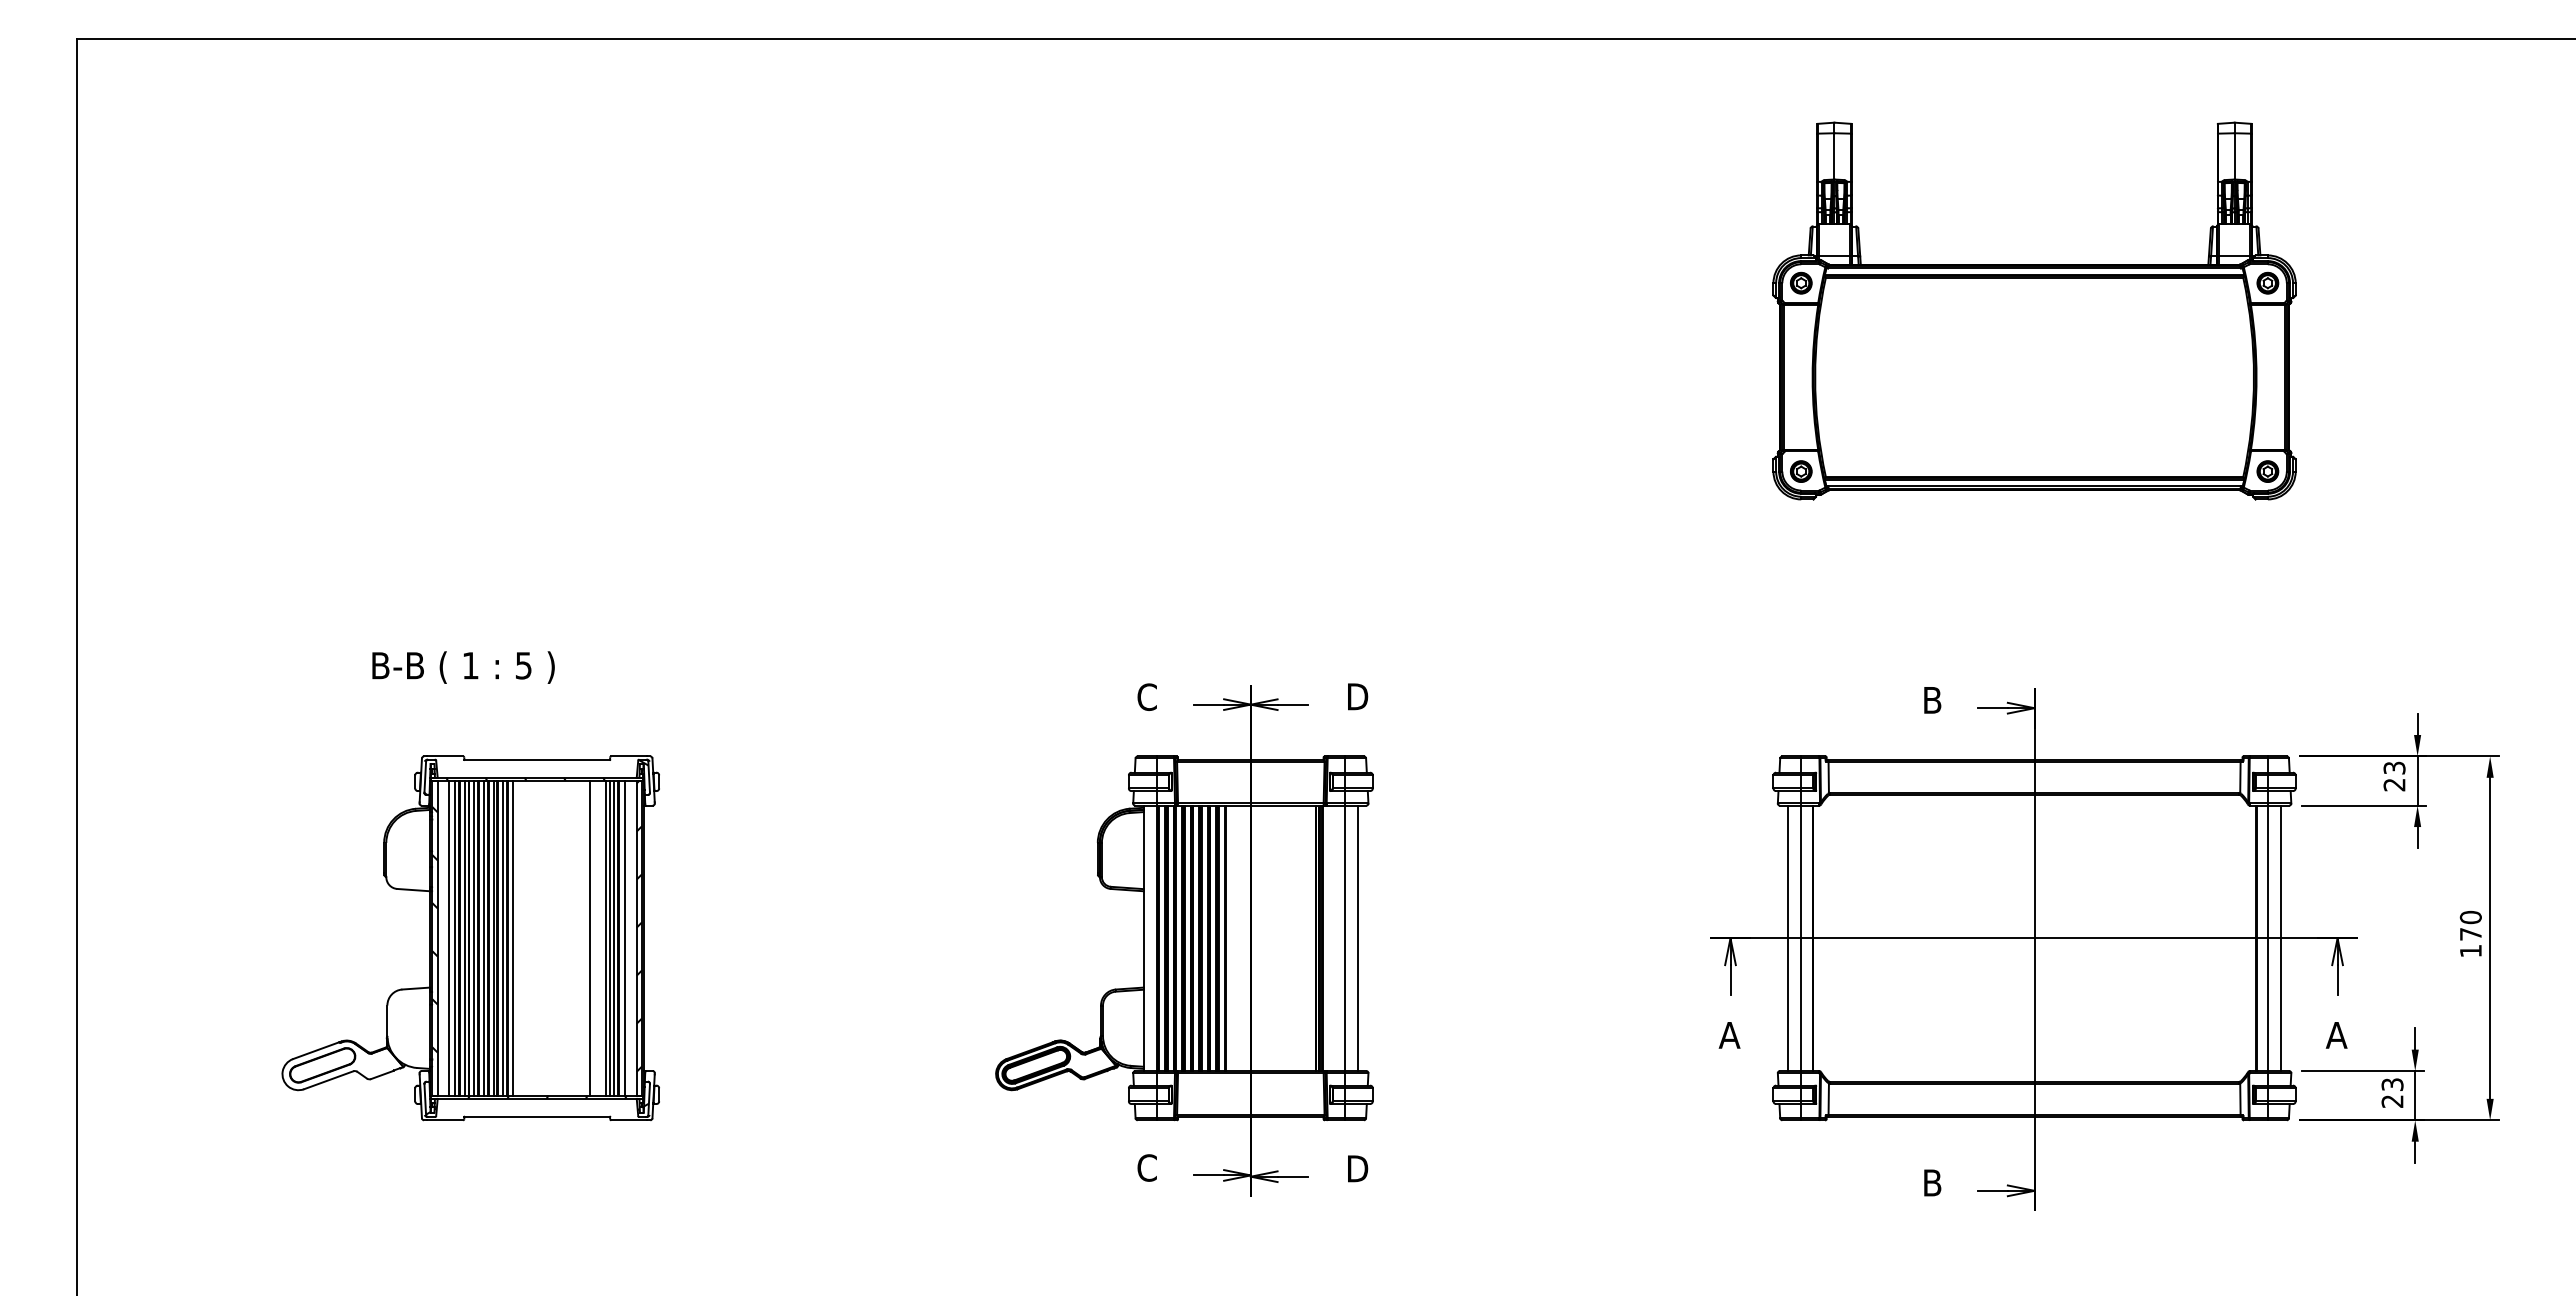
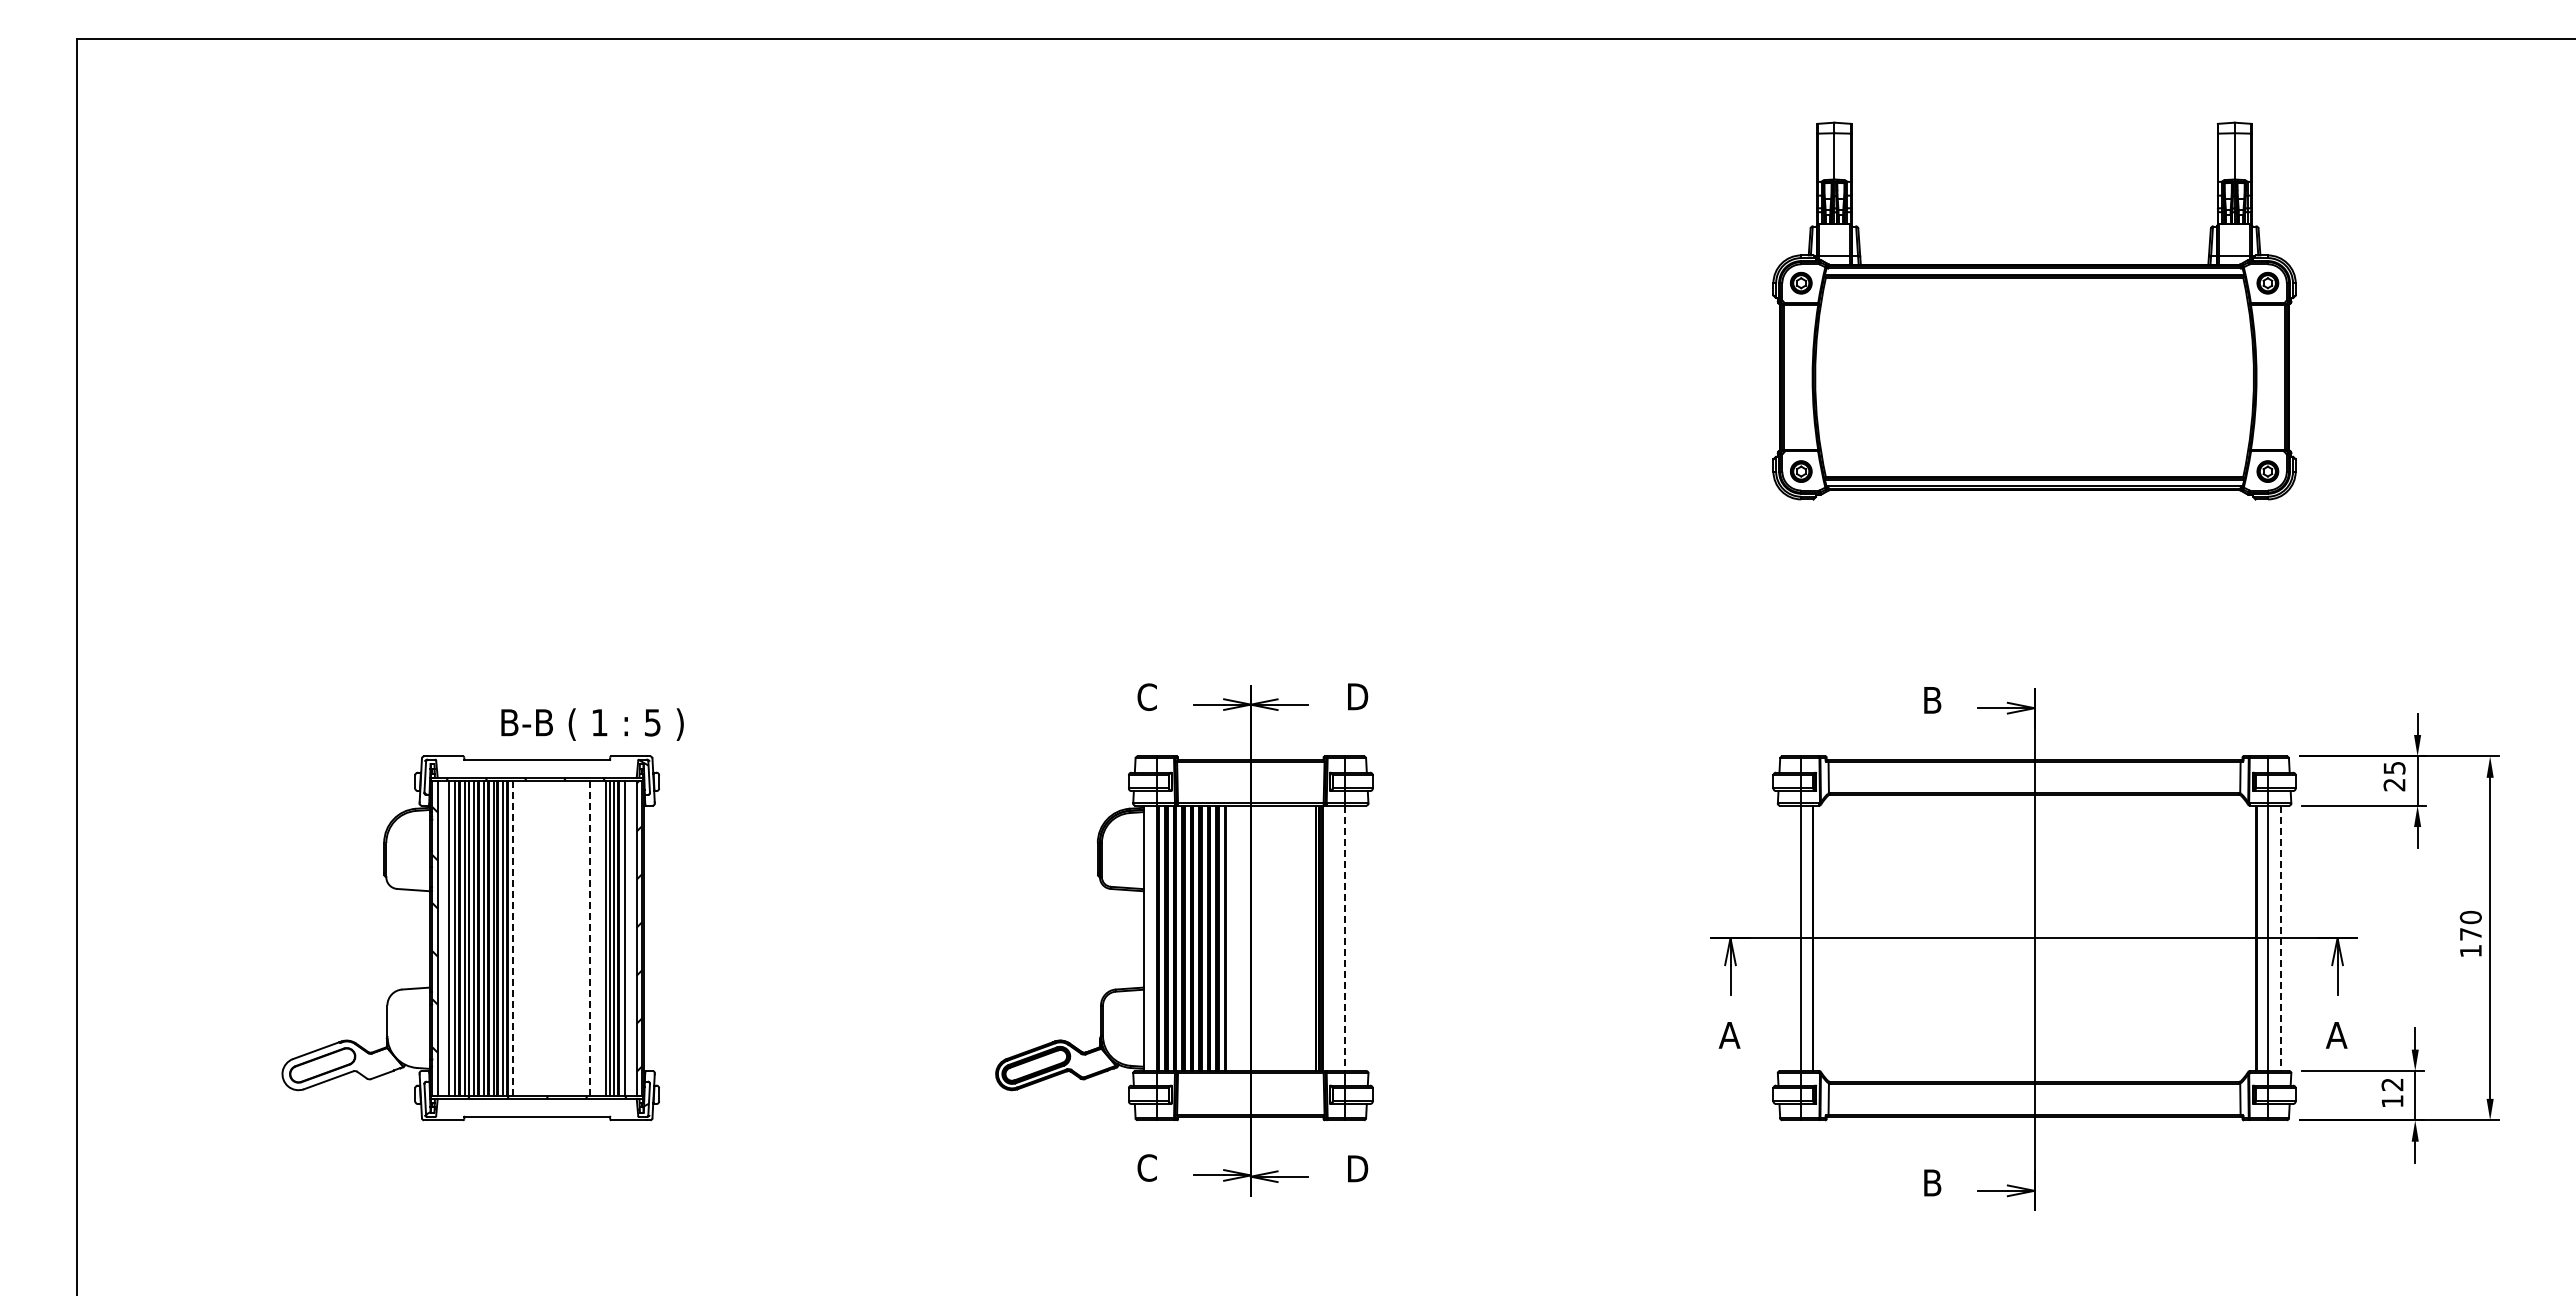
text position: (463, 667) -> (592, 724) (592, 724)
text: 23 -> 25 (2393, 767)
line: solid -> dashed (512, 938)
line: solid -> dashed (590, 938)
line: solid -> dashed (1345, 938)
line: present -> none (1357, 938)
line: present -> none (1788, 938)
line: solid -> dashed (2280, 938)
text: 23 -> 12 (2392, 1092)
